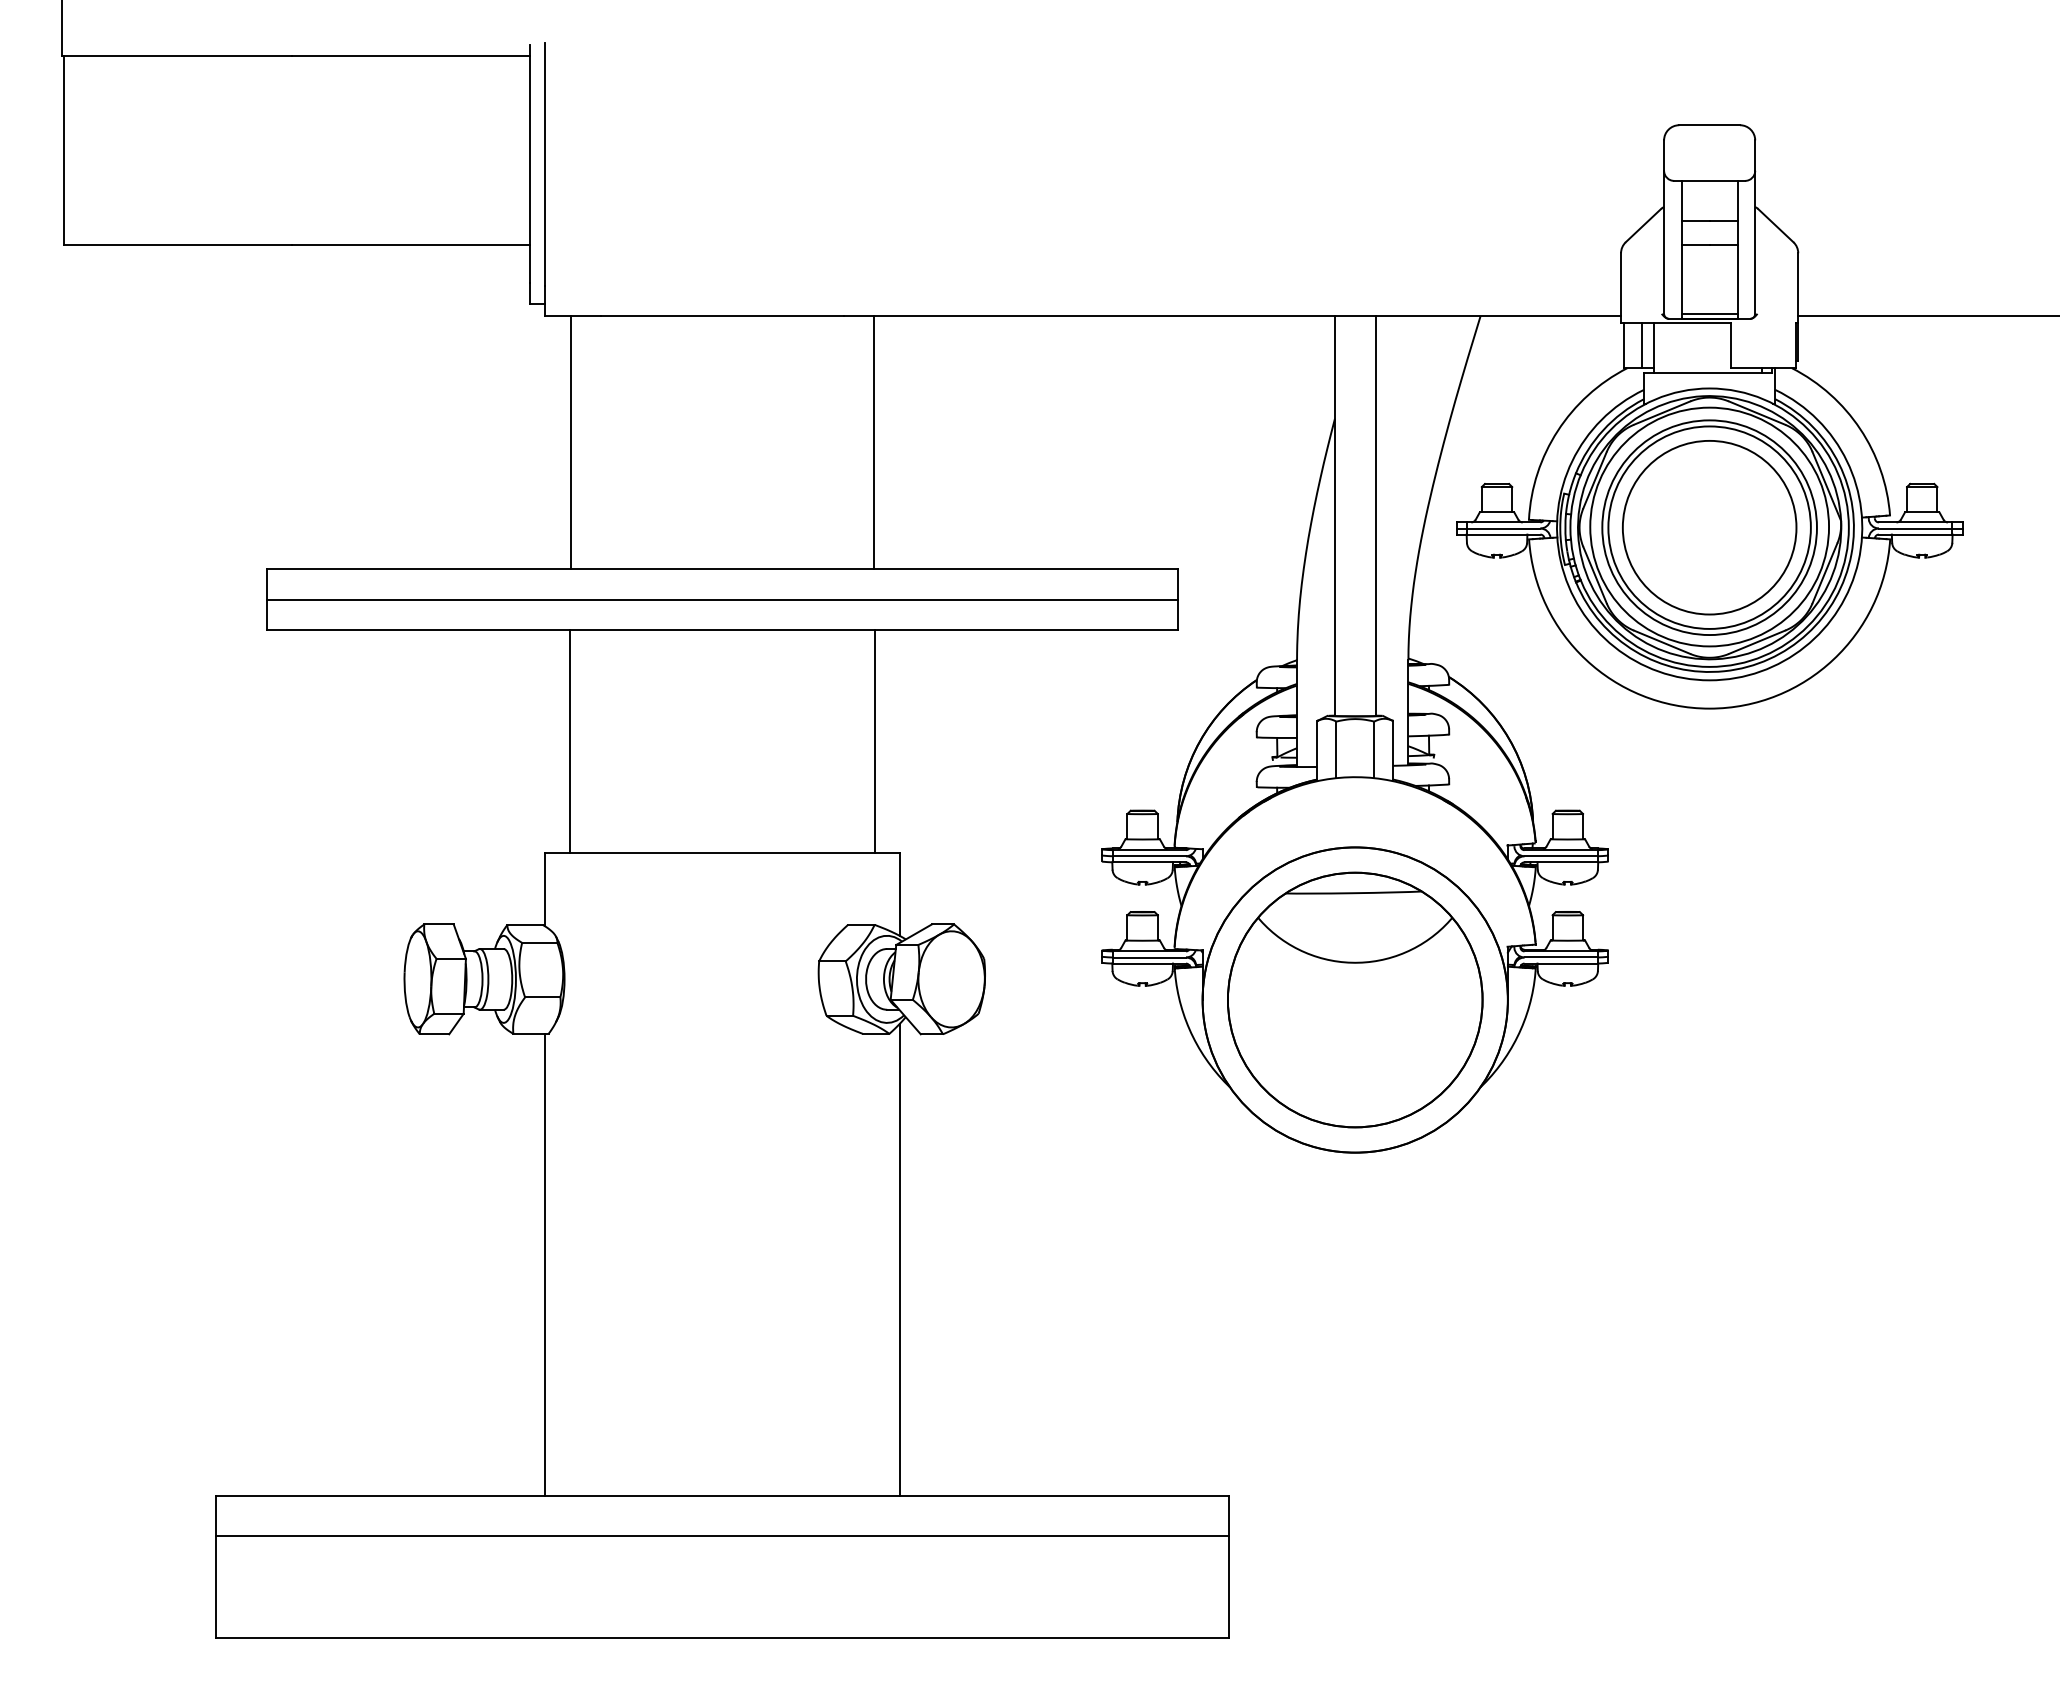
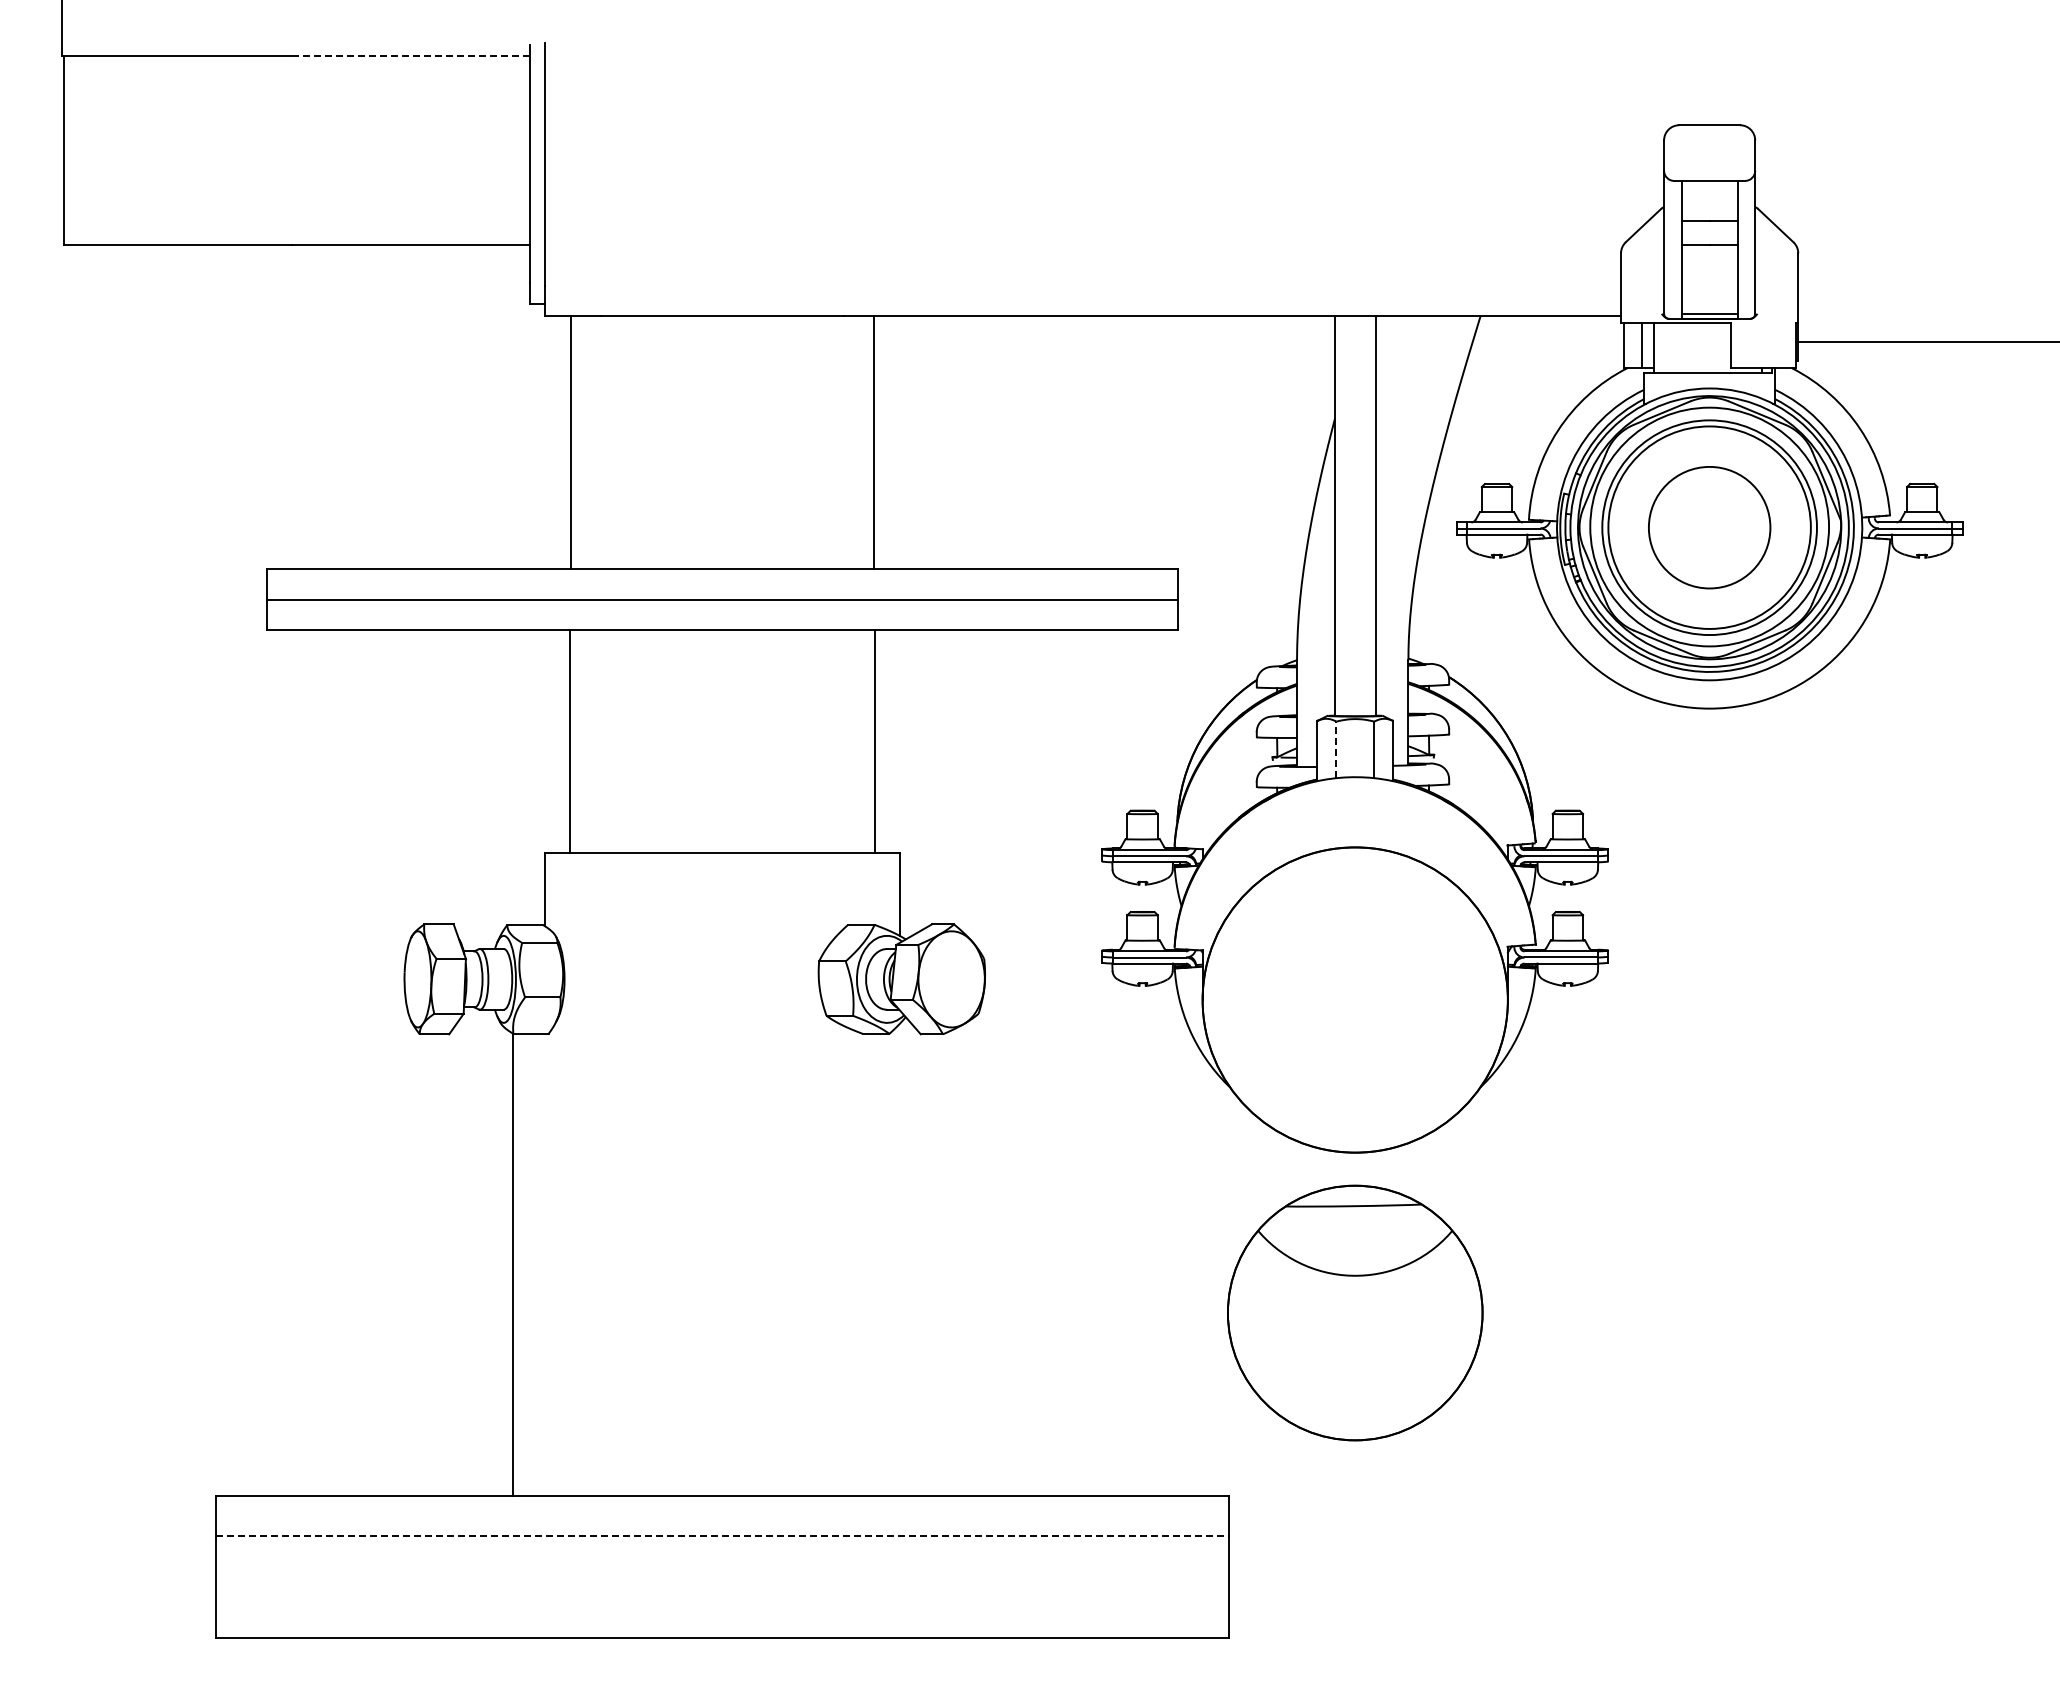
line: solid -> dashed (411, 55)
line position: (1927, 316) -> (1927, 342) (1927, 342)
circle diameter: 174 px -> 122 px (1709, 527)
line: solid -> dashed (1336, 749)
part position: (1355, 999) -> (1355, 1312) (1355, 1312)
line: present -> none (899, 1259)
line position: (545, 1264) -> (513, 1264) (513, 1264)
line: solid -> dashed (722, 1536)
